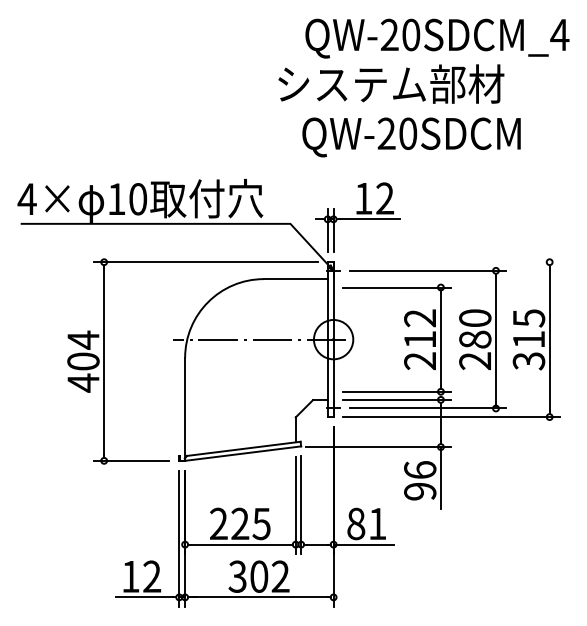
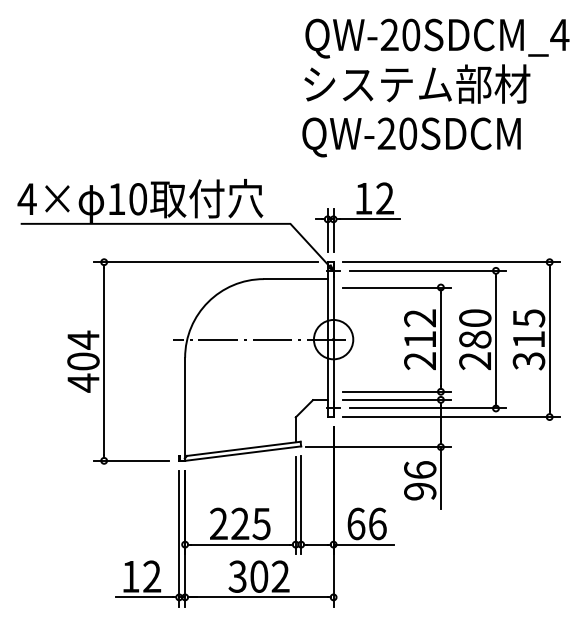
text position: (391, 83) -> (417, 83) (417, 83)
line: none -> present (451, 262)
text: 81 -> 66 (366, 523)
